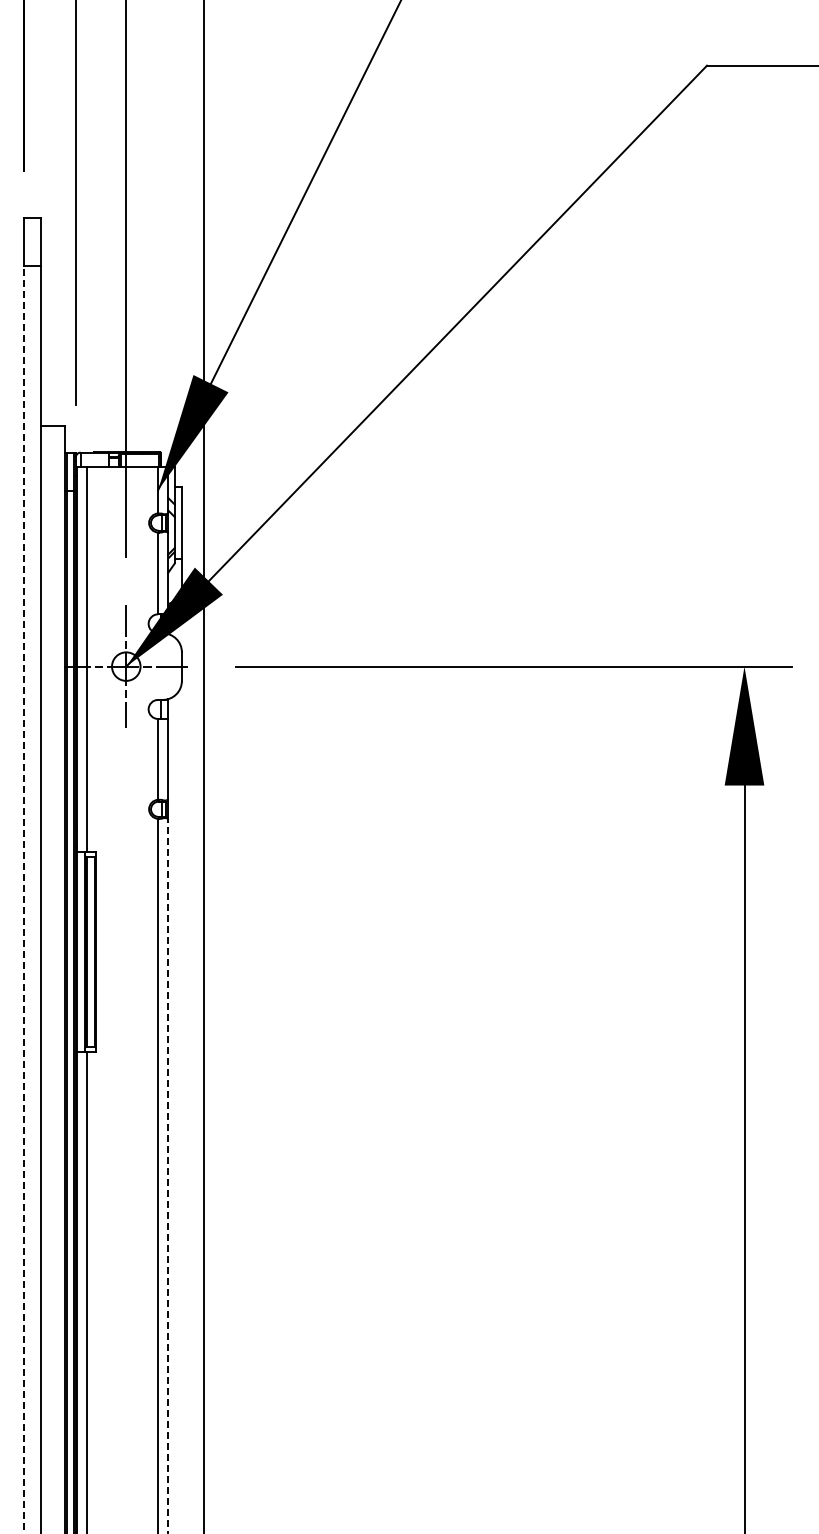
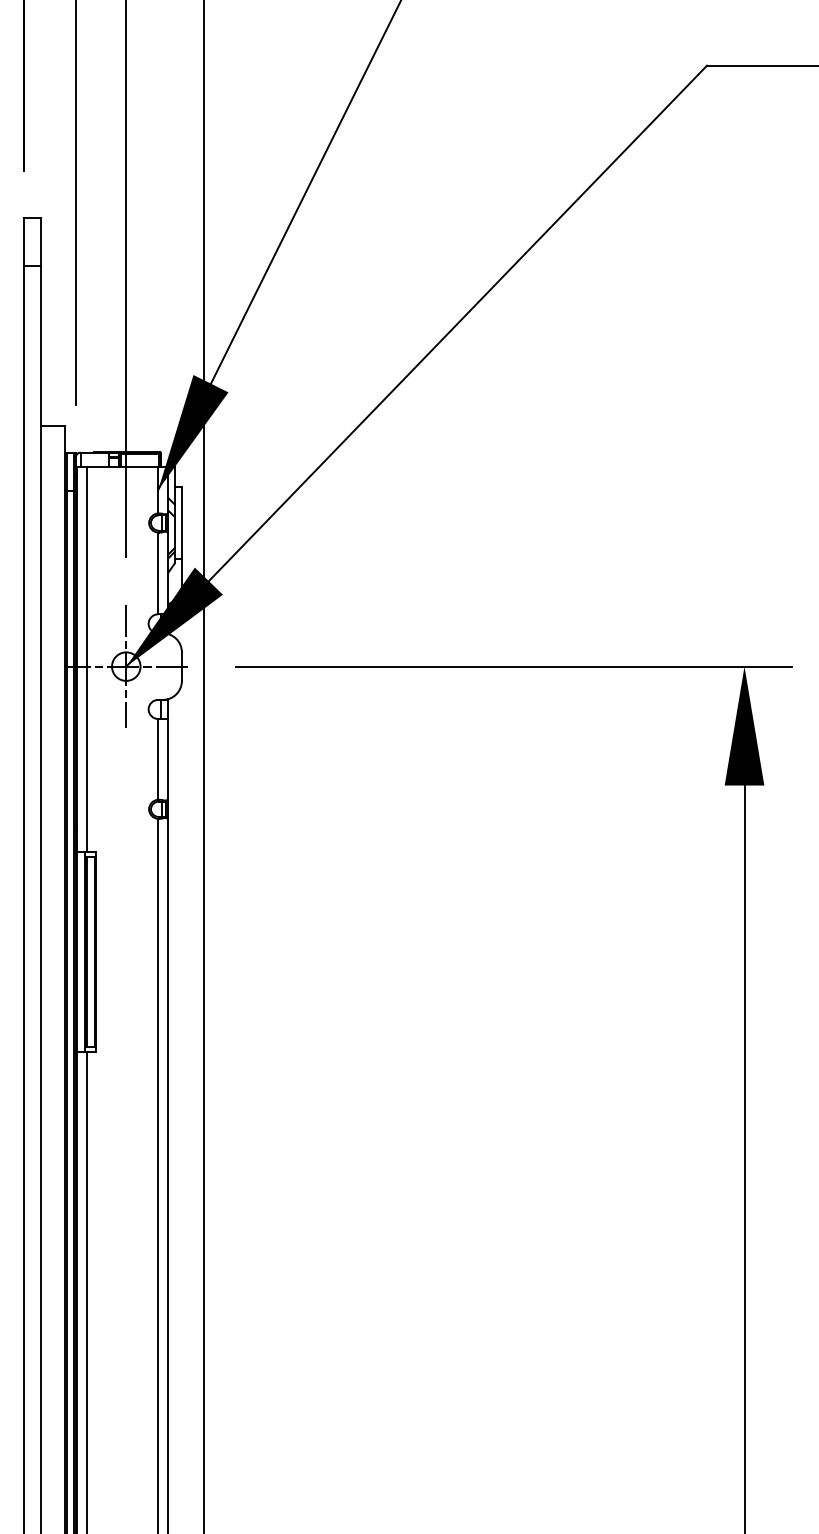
line: dashed -> solid (24, 899)
line: dashed -> solid (168, 1175)
